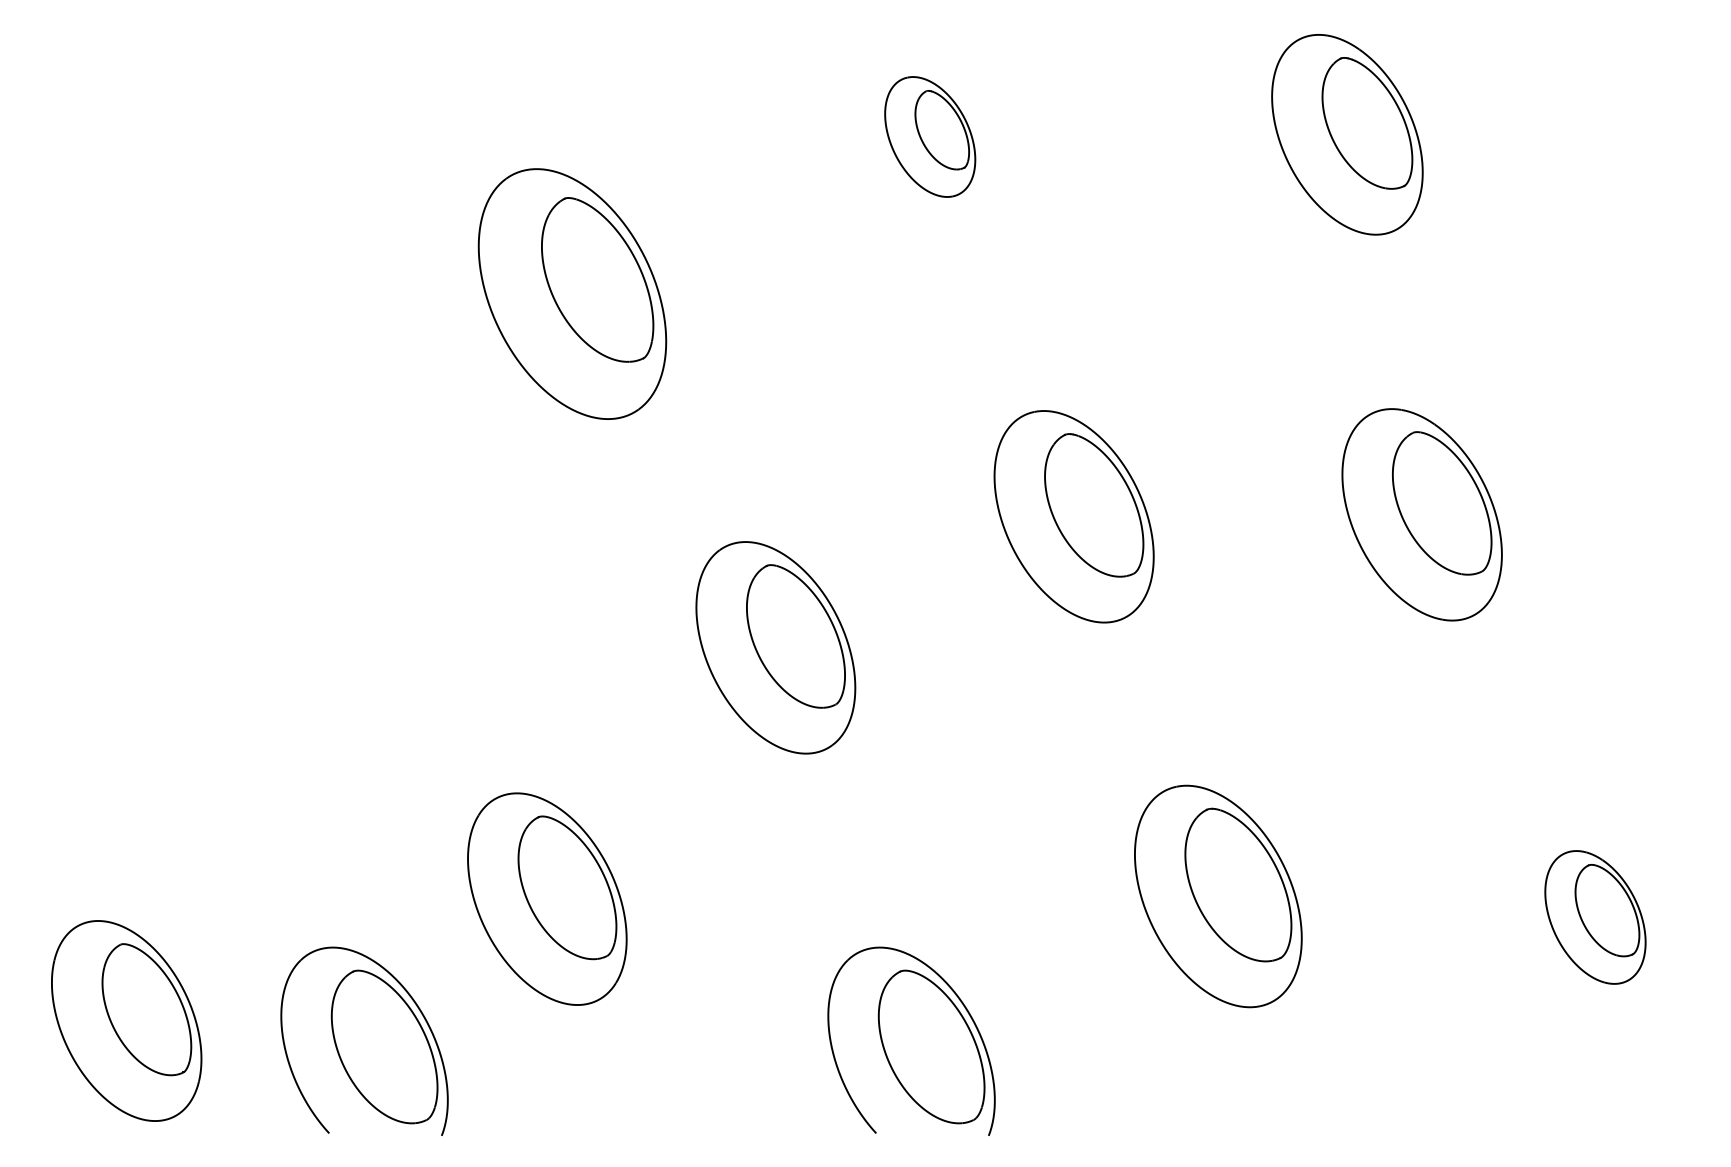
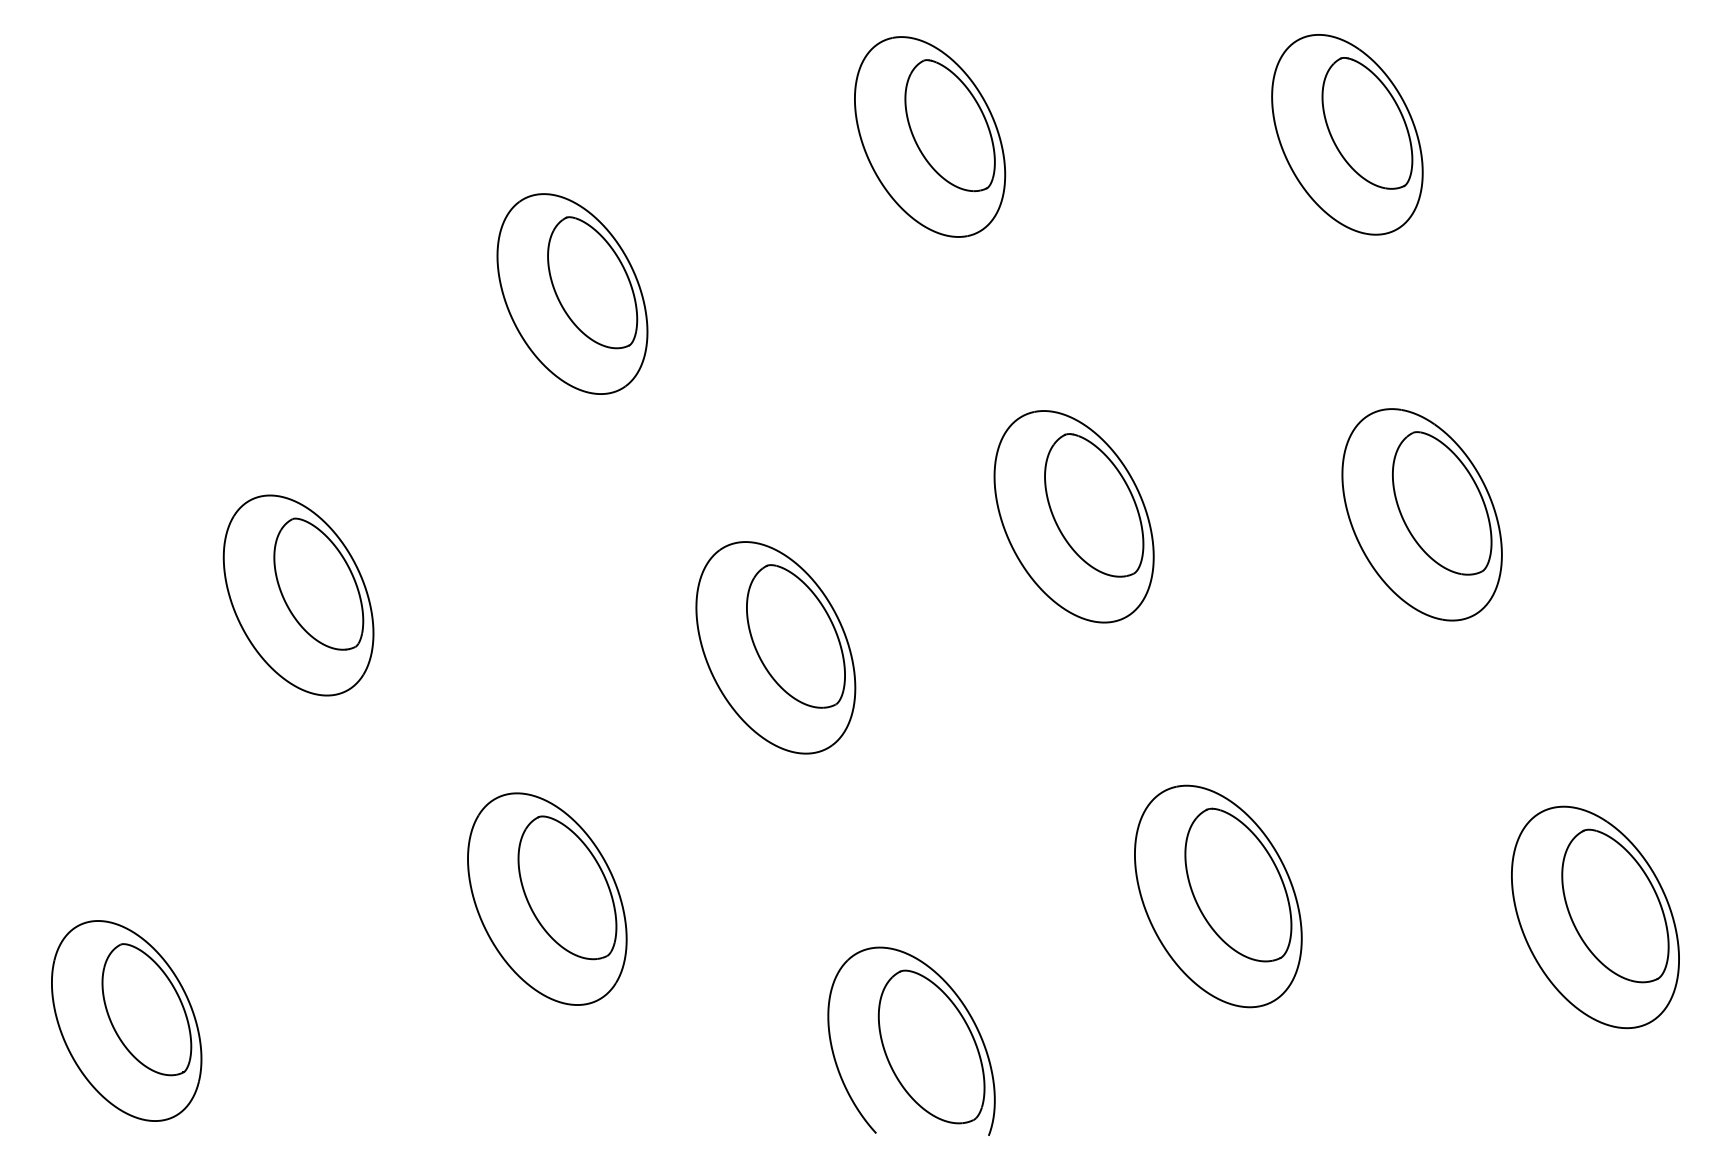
part size: 93x122 px -> 153x202 px (930, 136)
part size: 191x252 px -> 153x202 px (572, 293)
part: none -> present (298, 595)
part size: 103x135 px -> 169x225 px (1595, 917)
part: present -> none (364, 1040)
